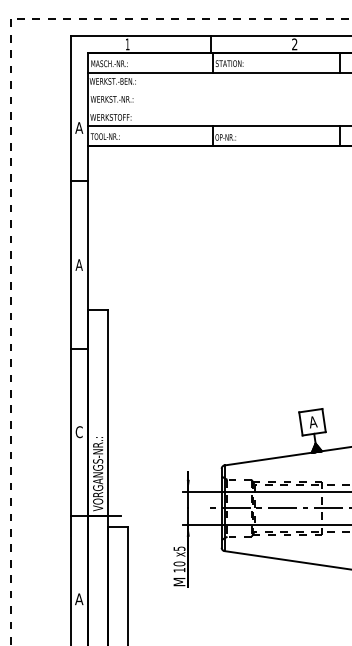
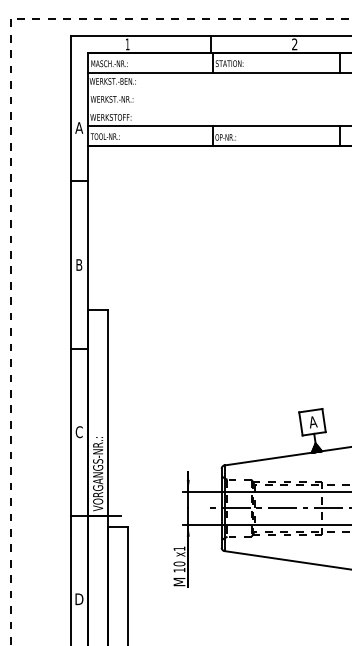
text: A -> B (78, 264)
text: x5 -> x1 (179, 548)
text: A -> D (79, 599)
